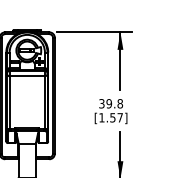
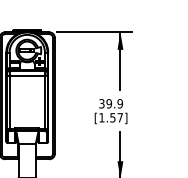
text: 39.8 -> 39.9 (120, 103)
